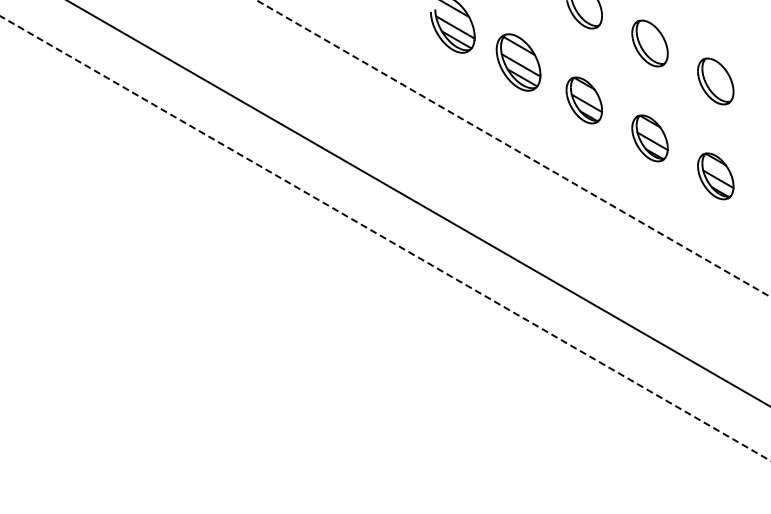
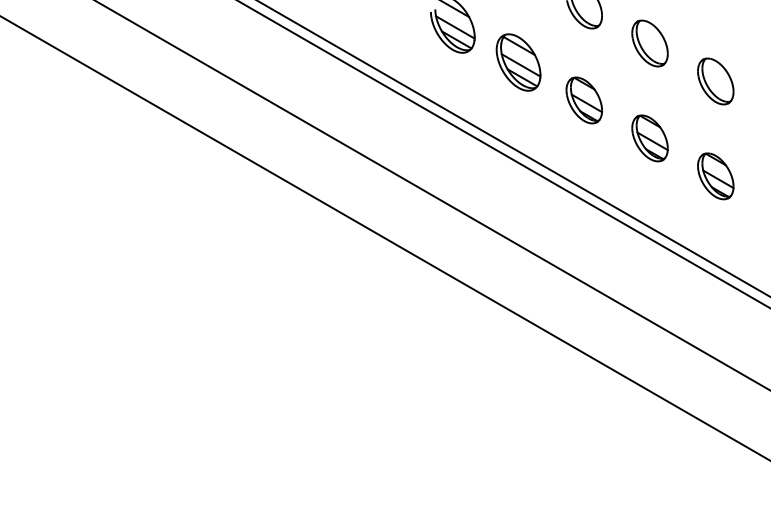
line: dashed -> solid (513, 148)
line: none -> present (503, 154)
line position: (418, 203) -> (432, 195) (432, 195)
line: dashed -> solid (386, 238)
